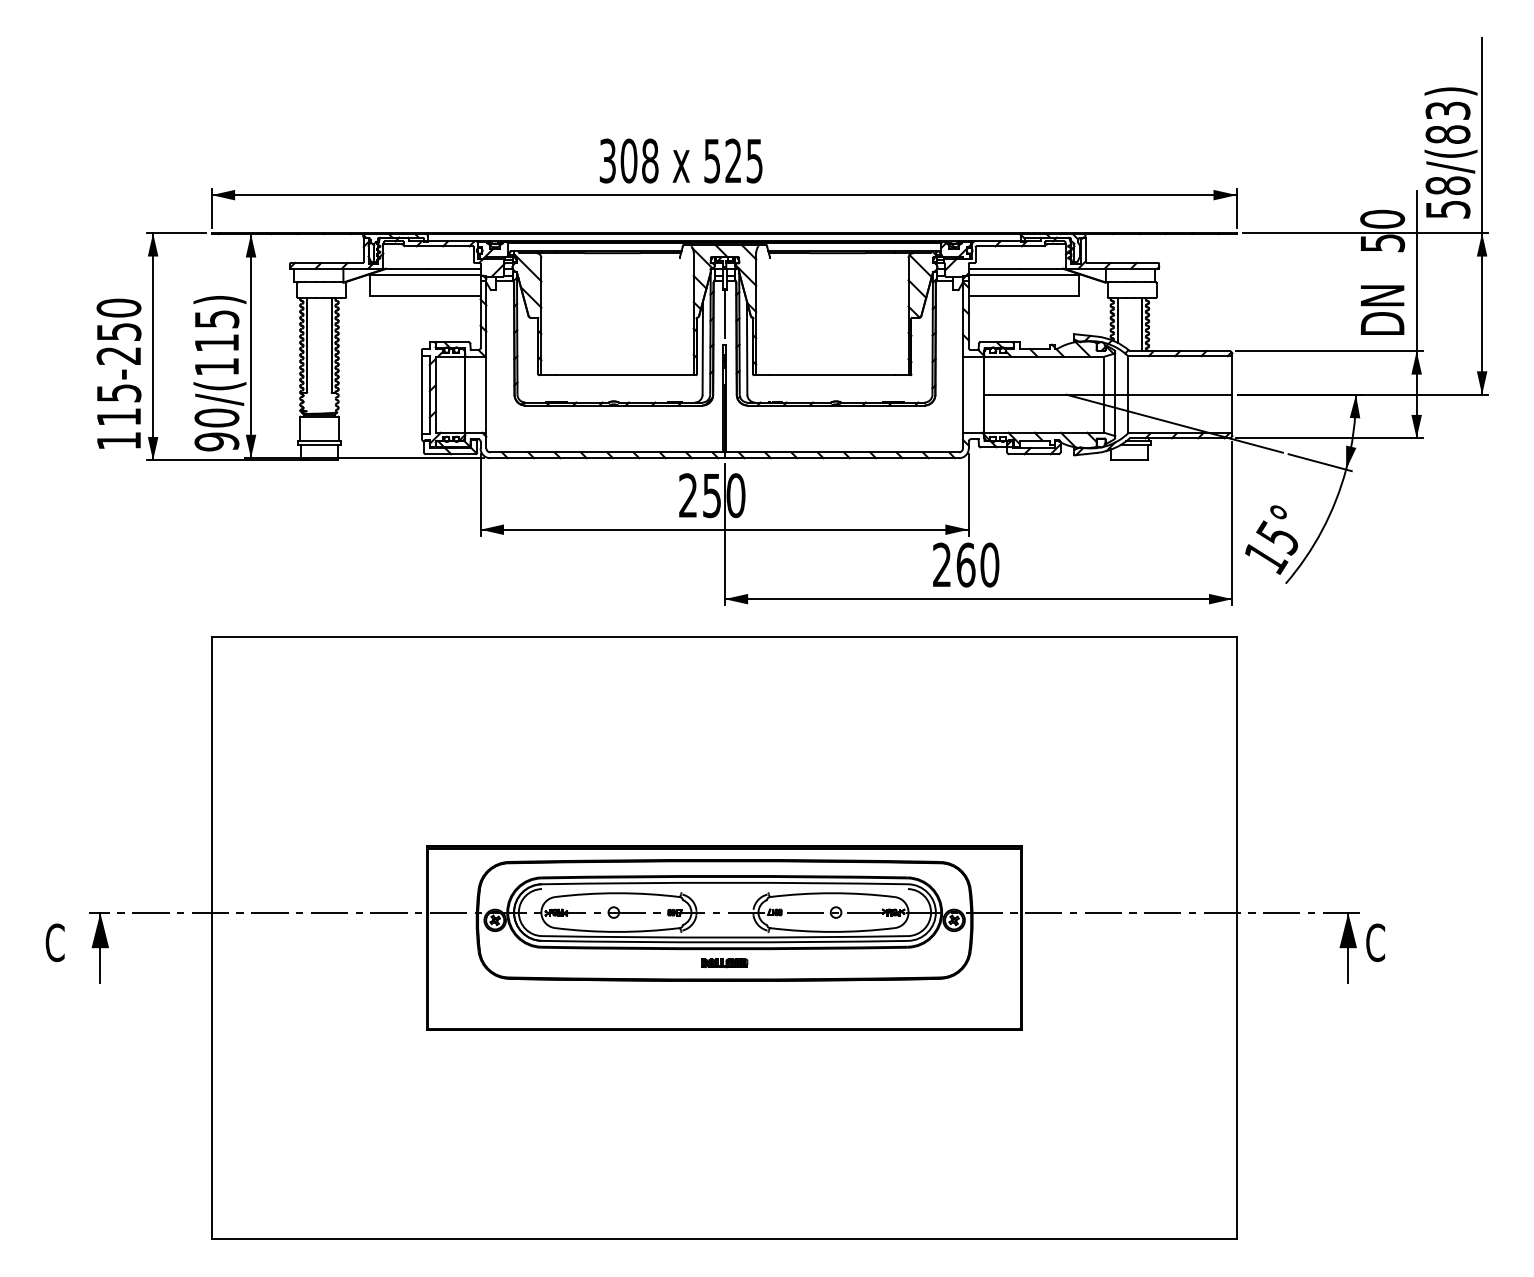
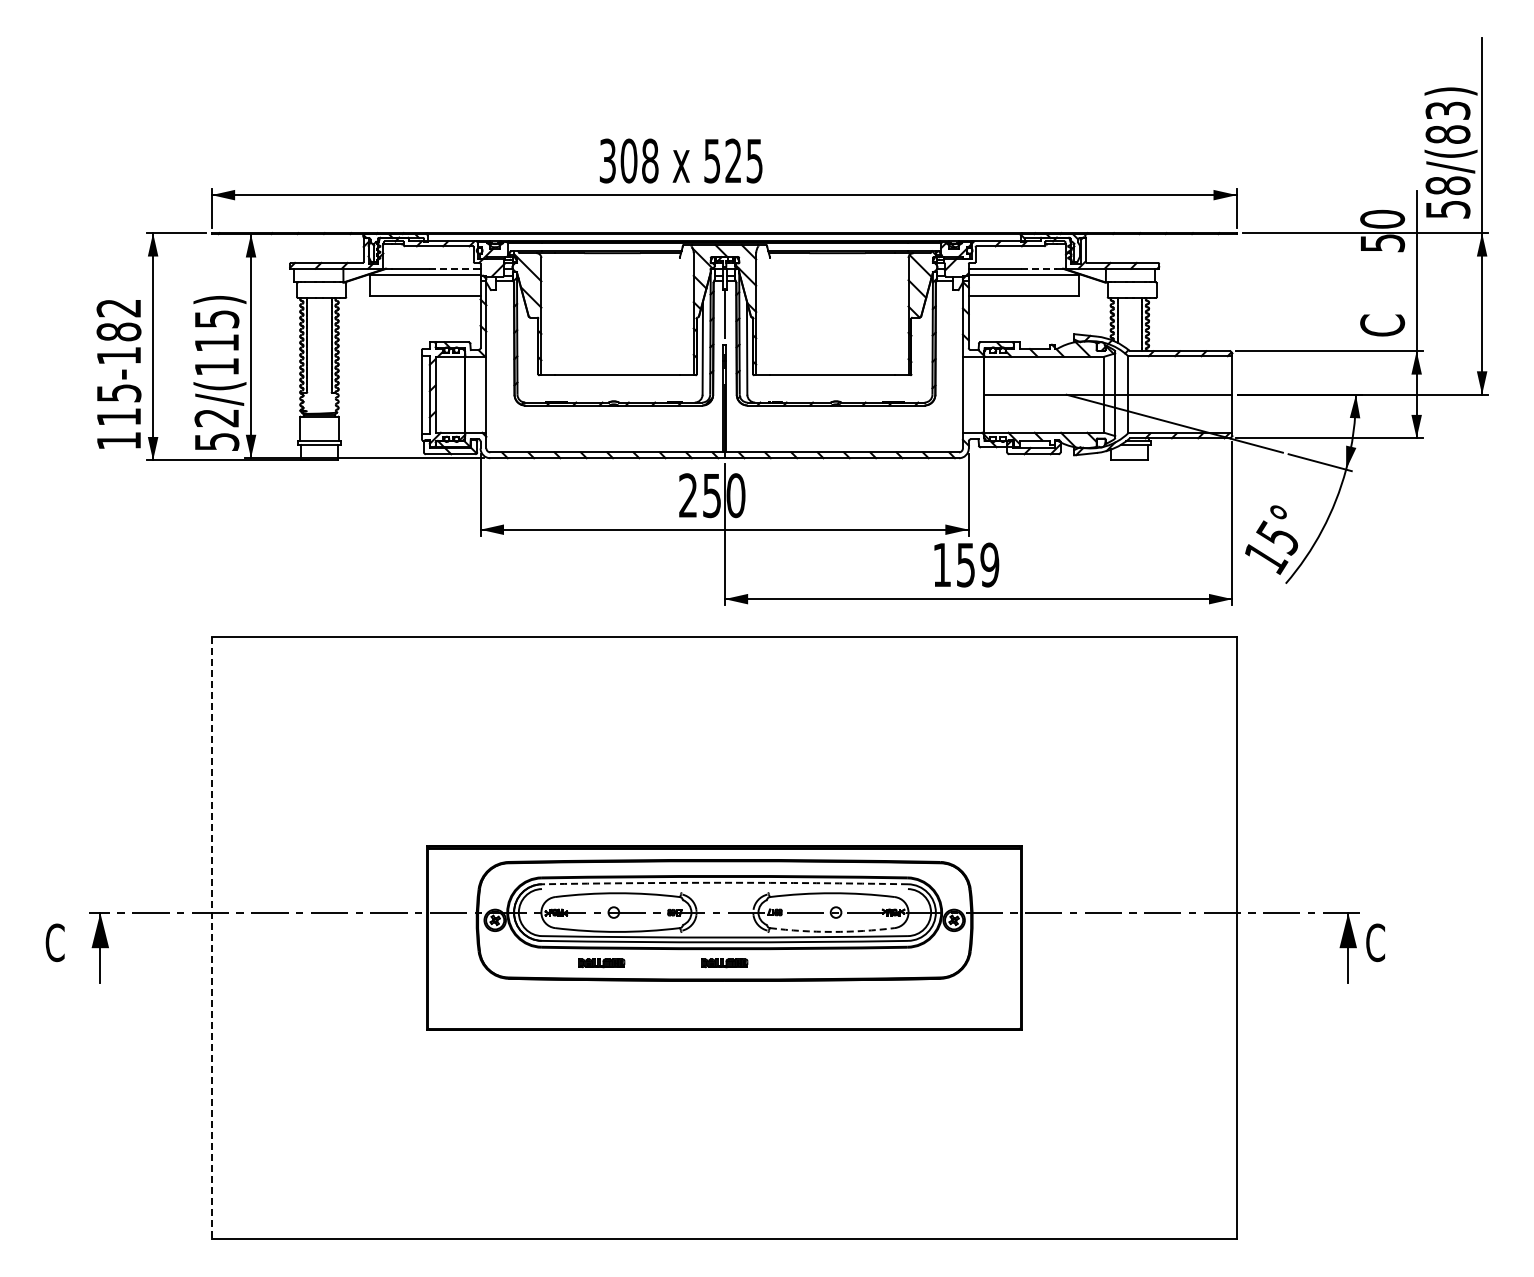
line: solid -> dashed (454, 268)
line: solid -> dashed (1039, 268)
text: DN -> C (1382, 310)
text: 115-250 -> 115-182 (118, 331)
text: 90/(115) -> 52/(115) (216, 429)
text: 260 -> 159 (966, 564)
arc: solid -> dashed (724, 882)
arc: solid -> dashed (832, 931)
line: solid -> dashed (211, 937)
part: none -> present (601, 963)
